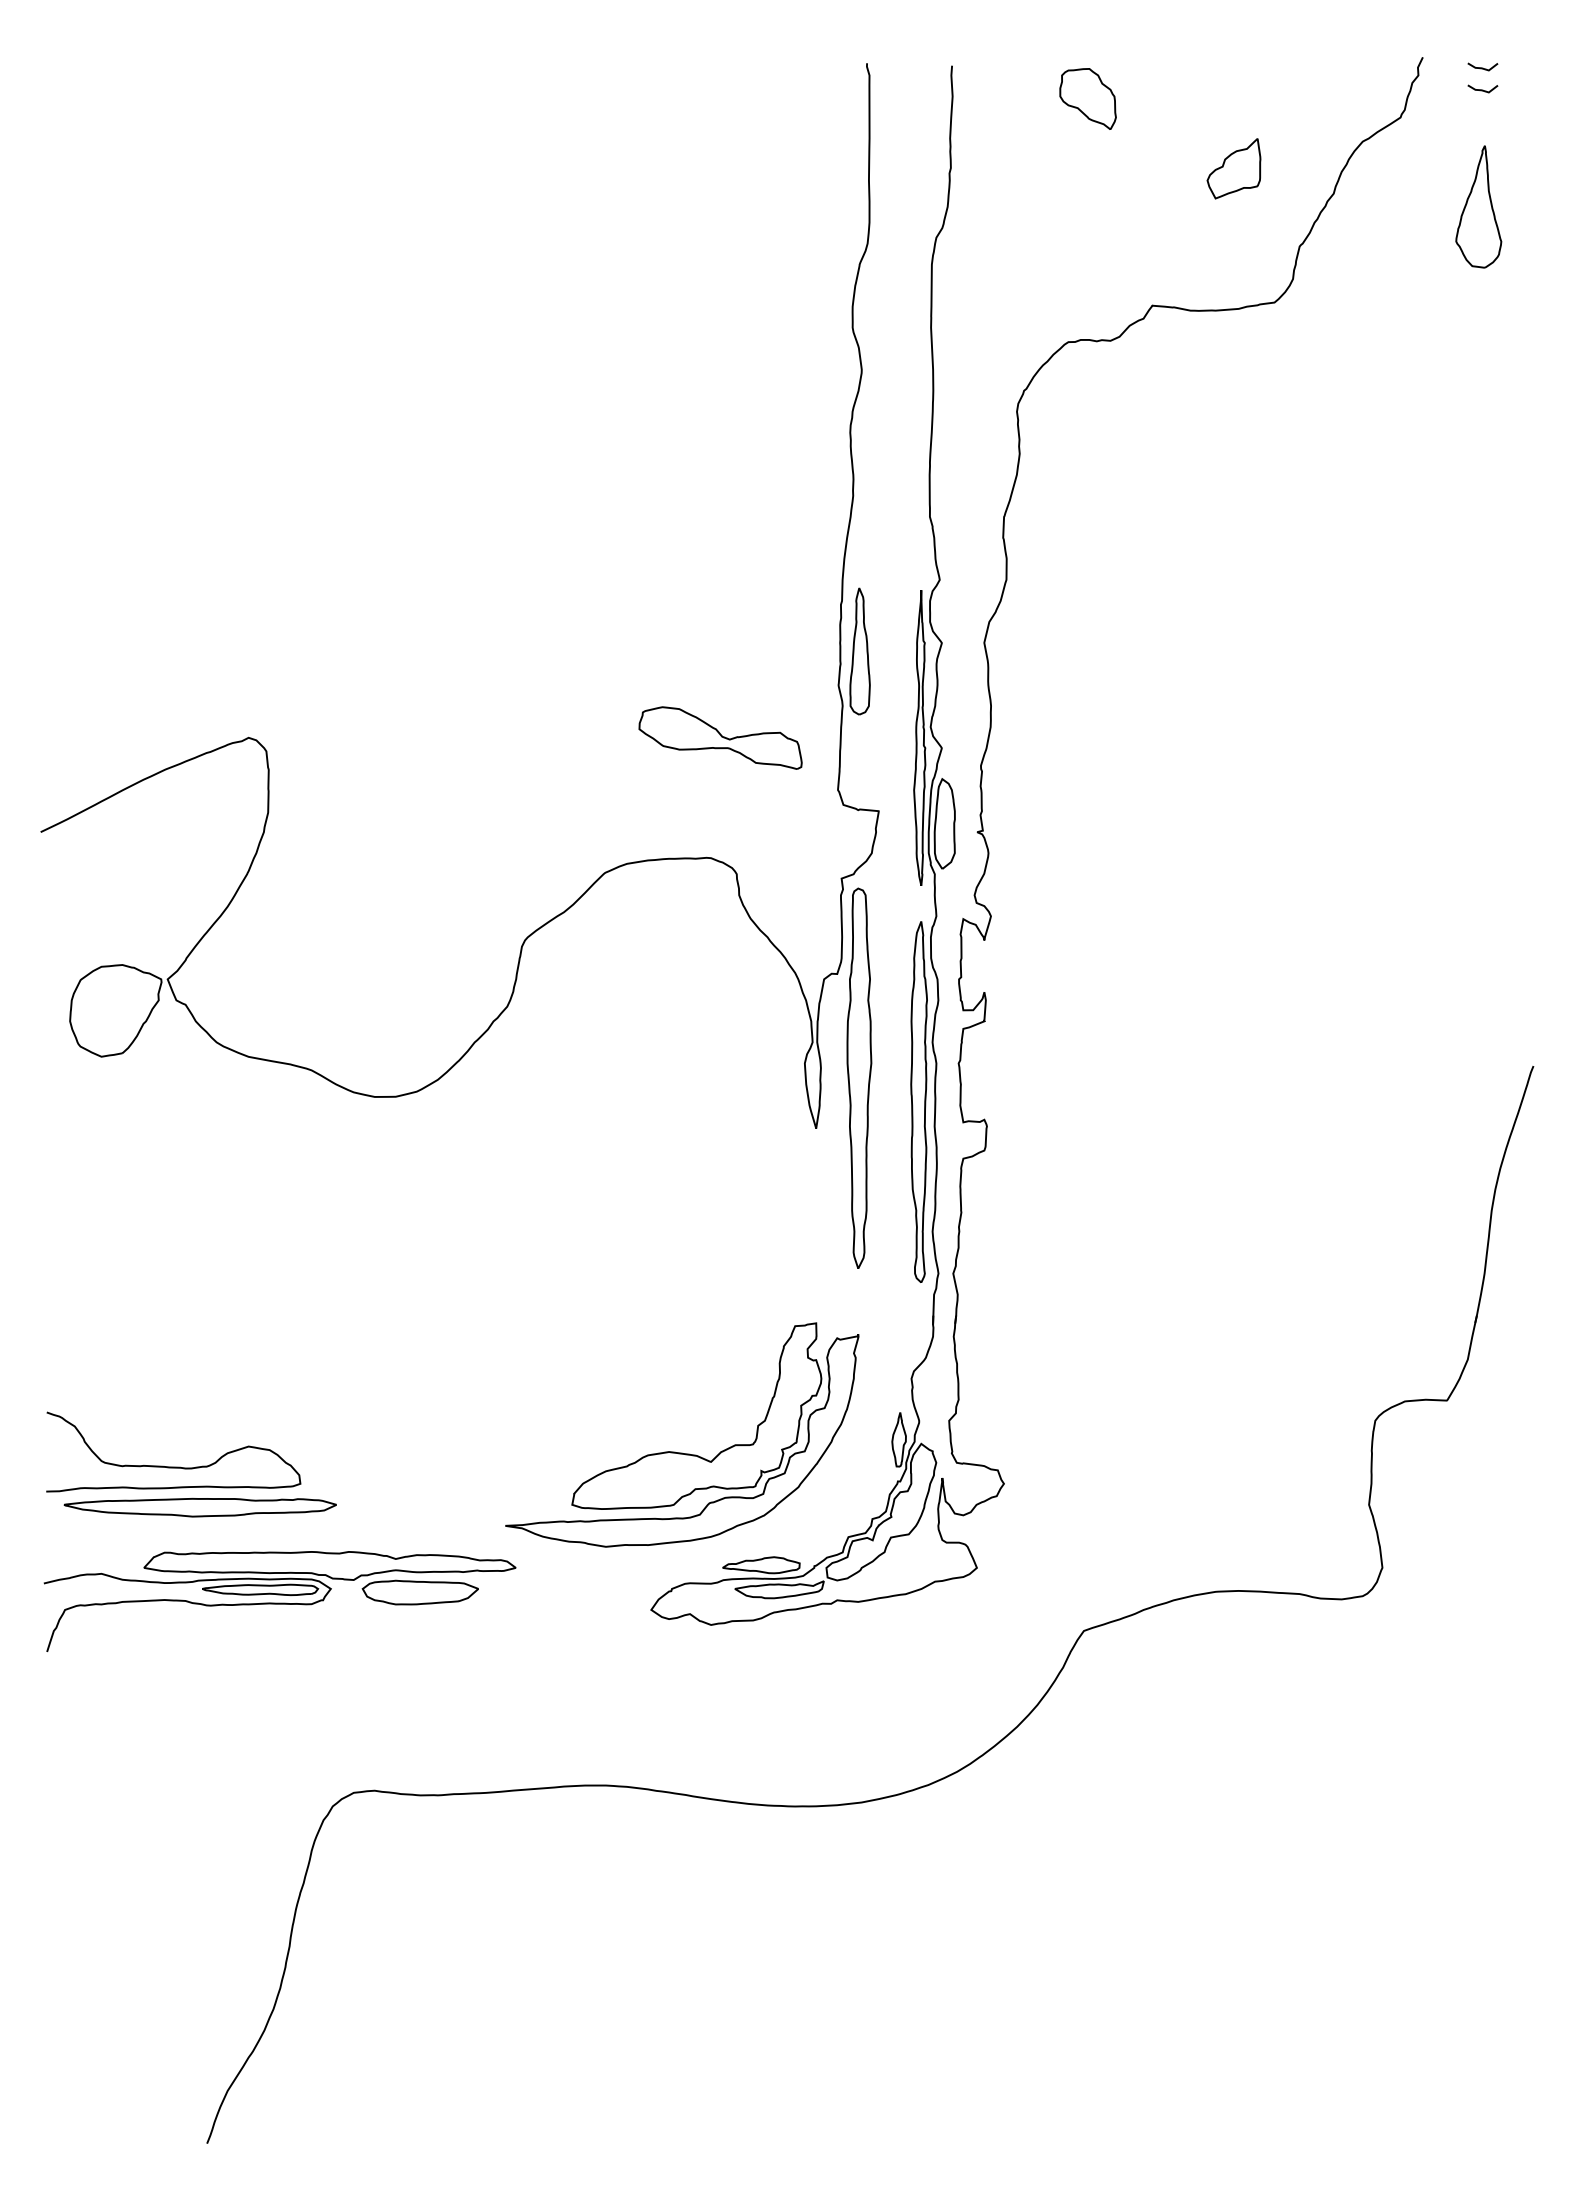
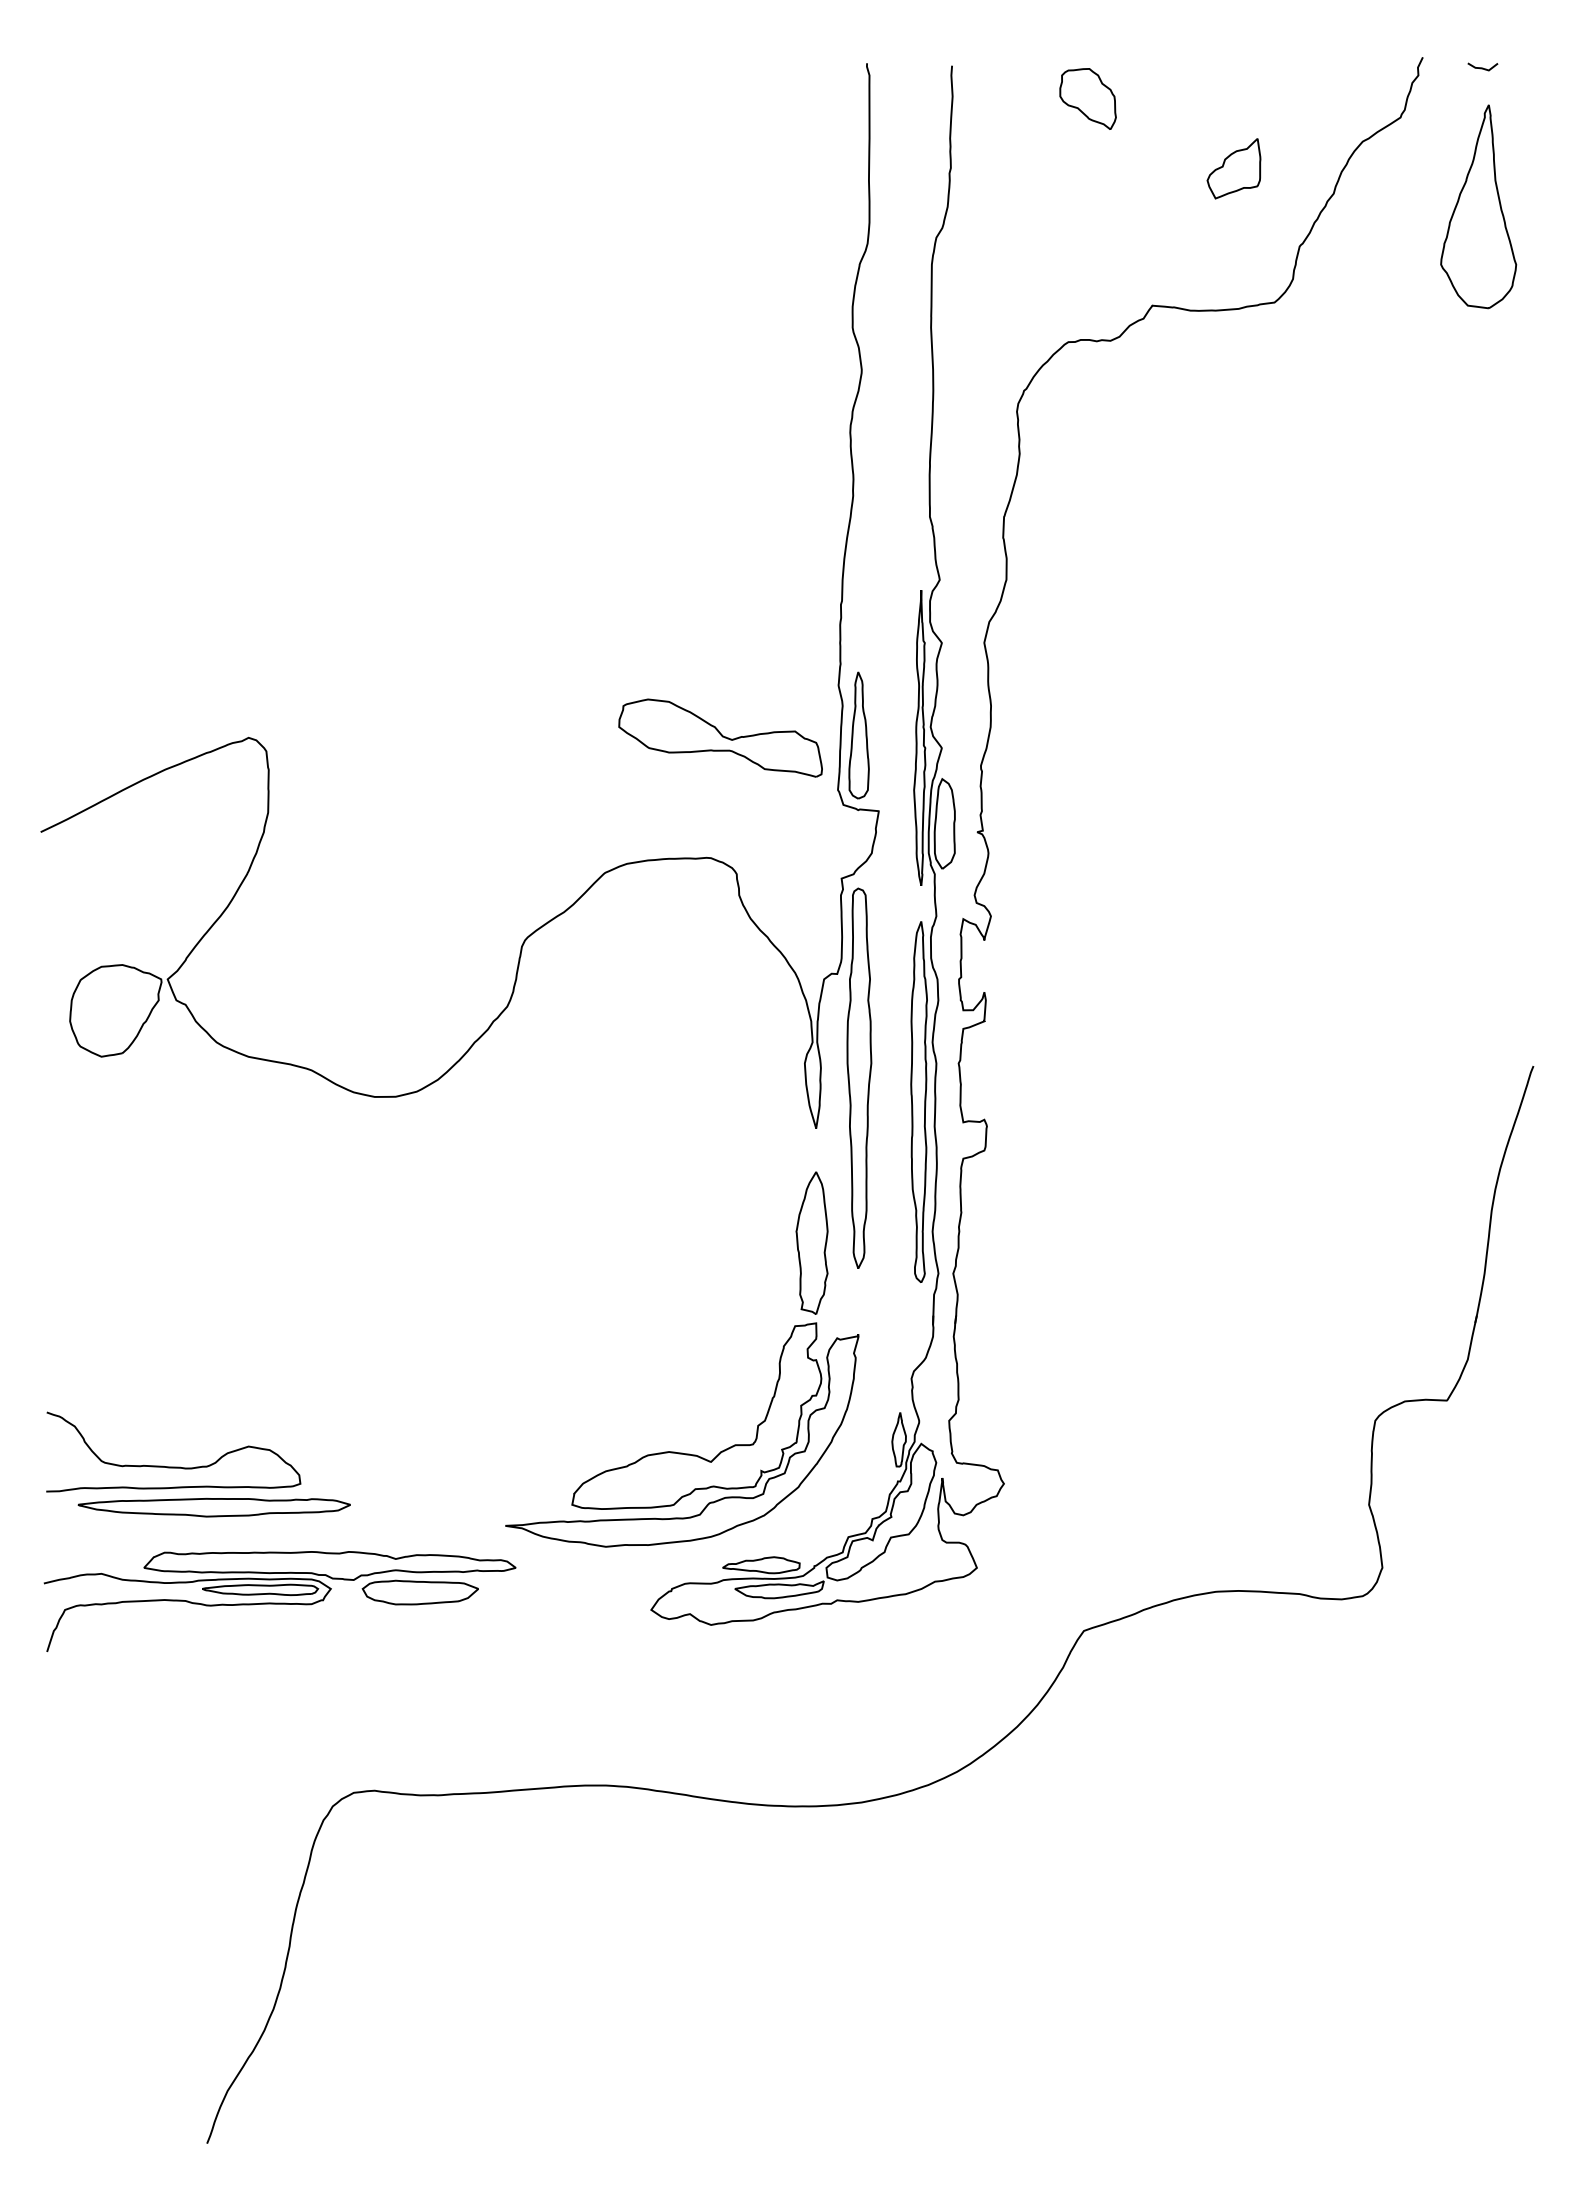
line: present -> none (1482, 89)
part size: 48x124 px -> 78x206 px (1478, 206)
part position: (859, 651) -> (858, 735) (858, 735)
part size: 165x64 px -> 205x80 px (720, 737)
part: none -> present (811, 1242)
part position: (199, 1507) -> (213, 1507) (213, 1507)
